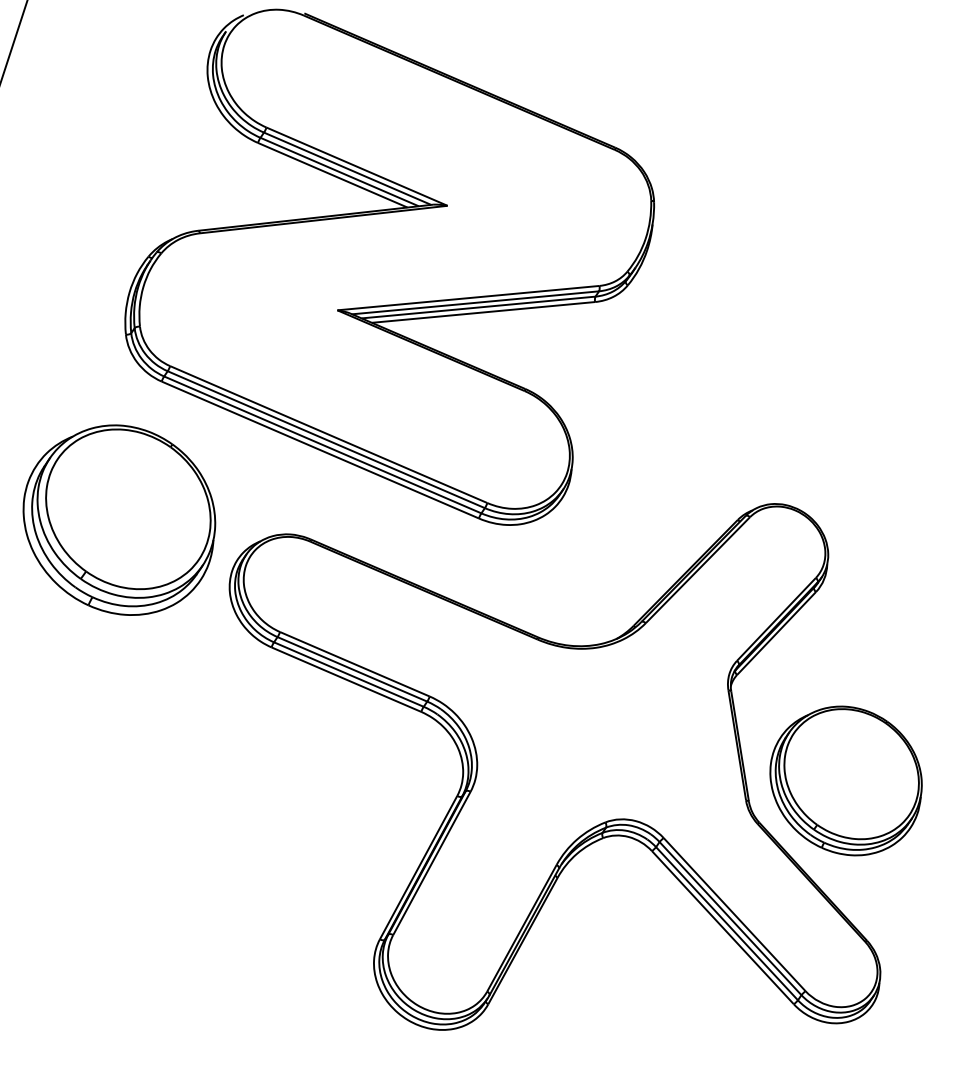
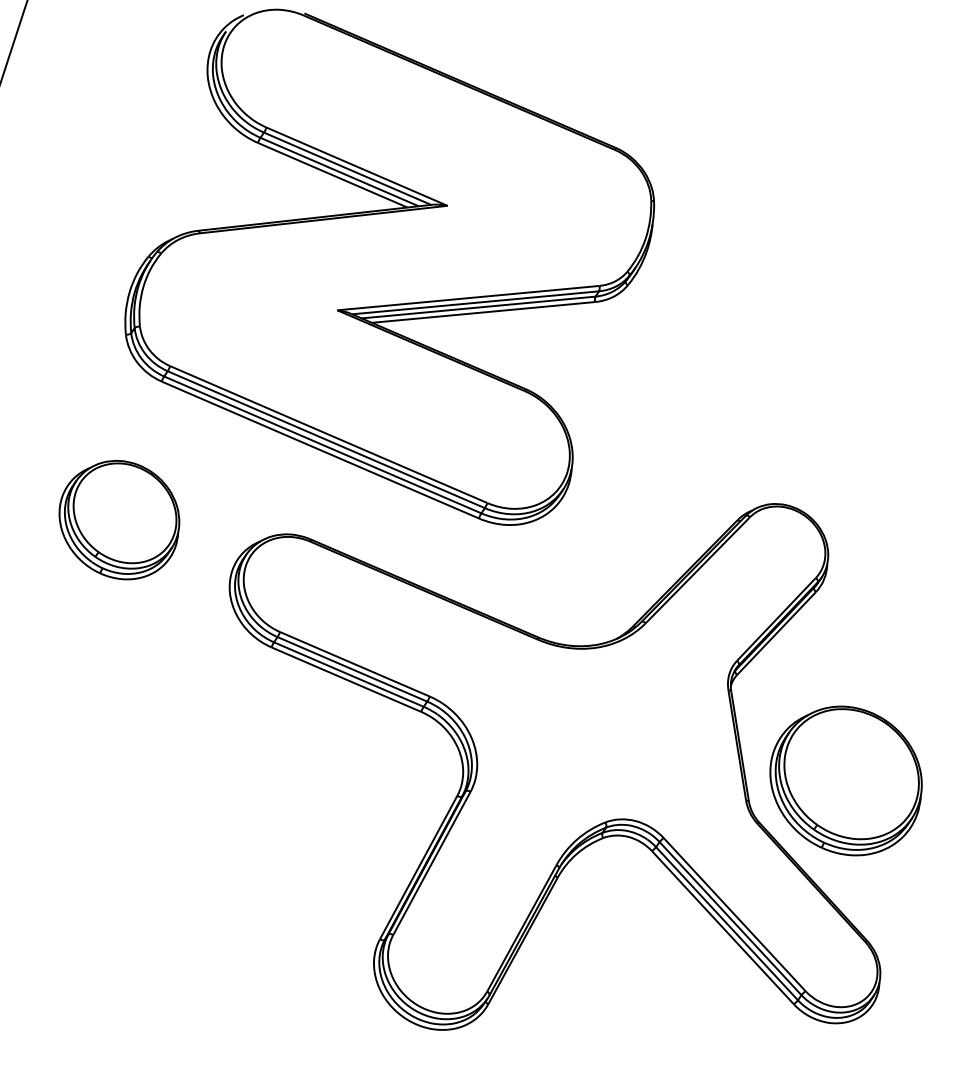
part size: 195x192 px -> 123x122 px (119, 519)
